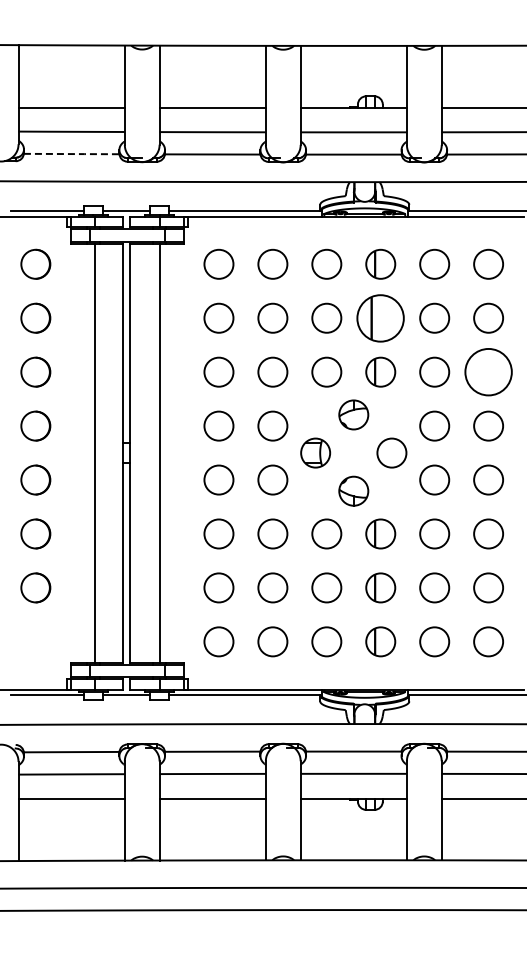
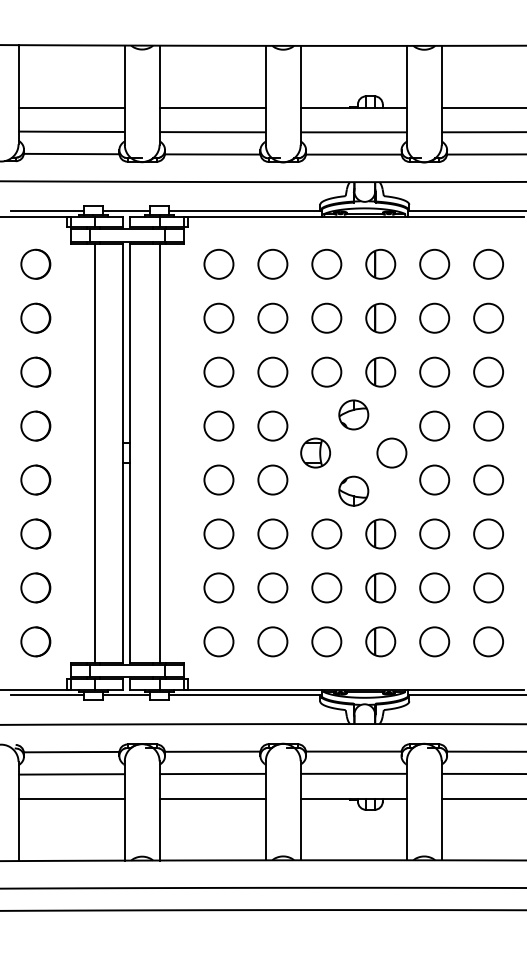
line: dashed -> solid (72, 154)
part size: 49x49 px -> 32x32 px (380, 317)
circle diameter: 46 px -> 29 px (488, 371)
circle: none -> present (35, 641)
